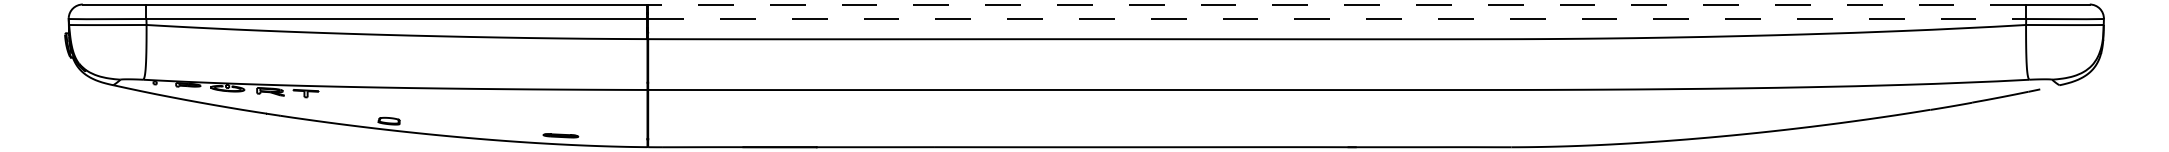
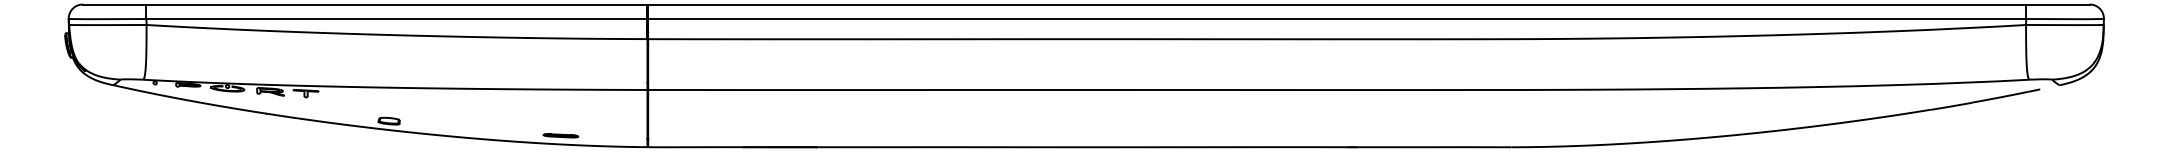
line: dashed -> solid (1336, 4)
line: dashed -> solid (1337, 19)
